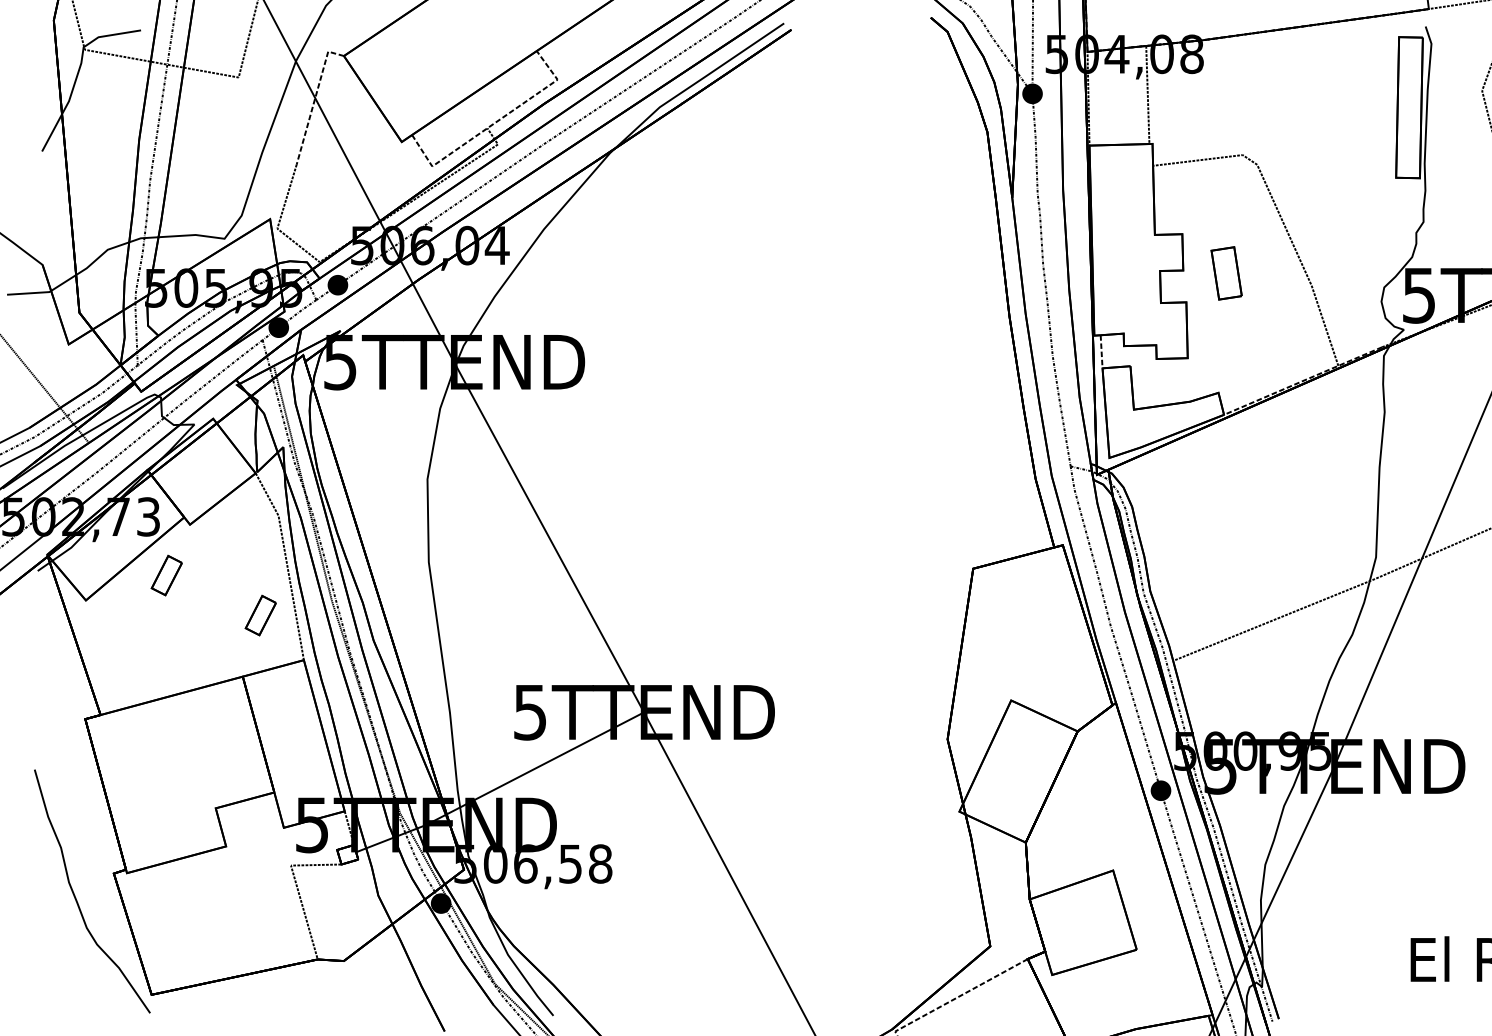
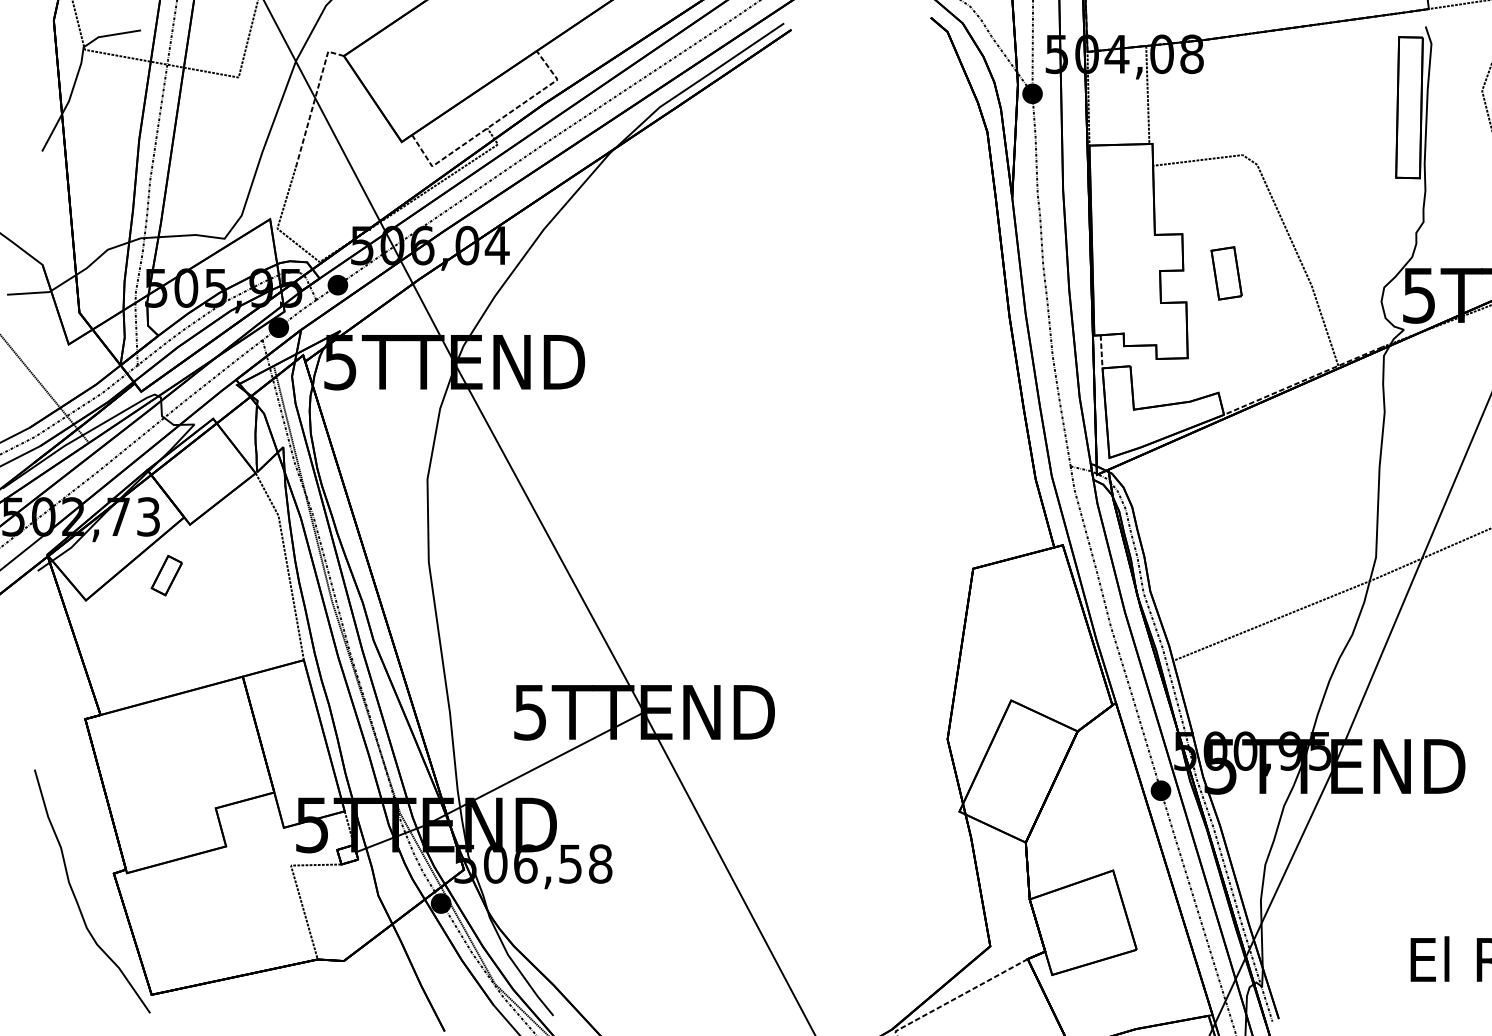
part: present -> none (260, 615)
